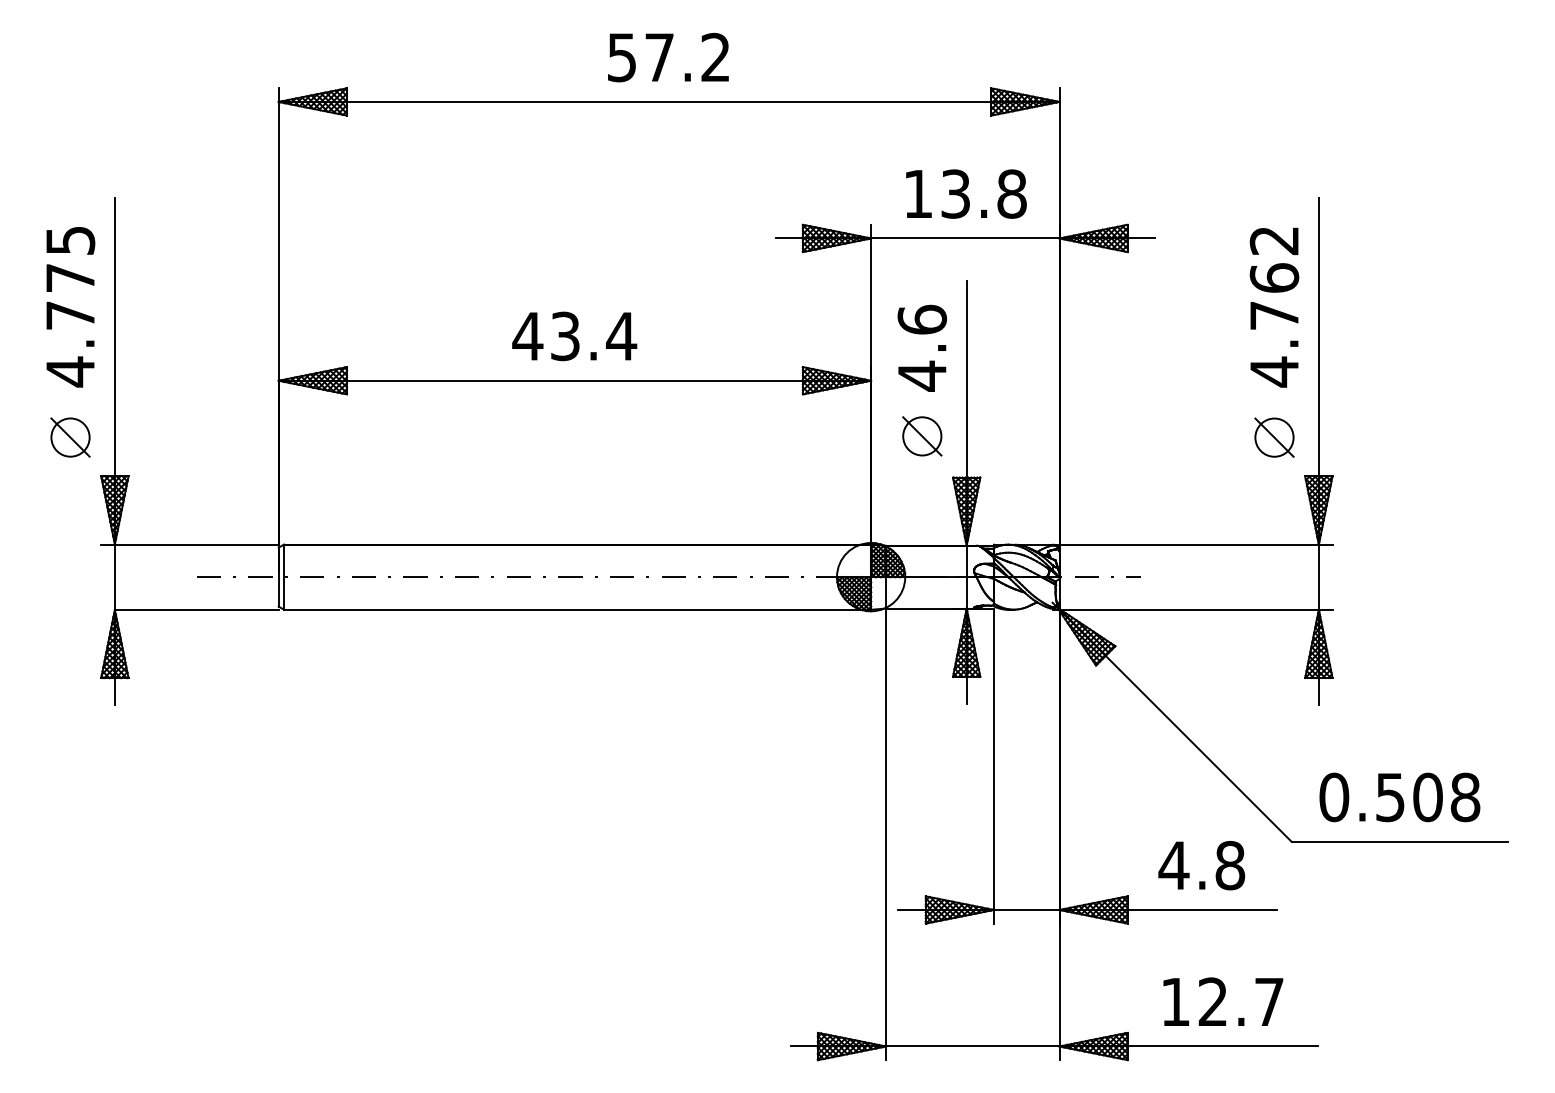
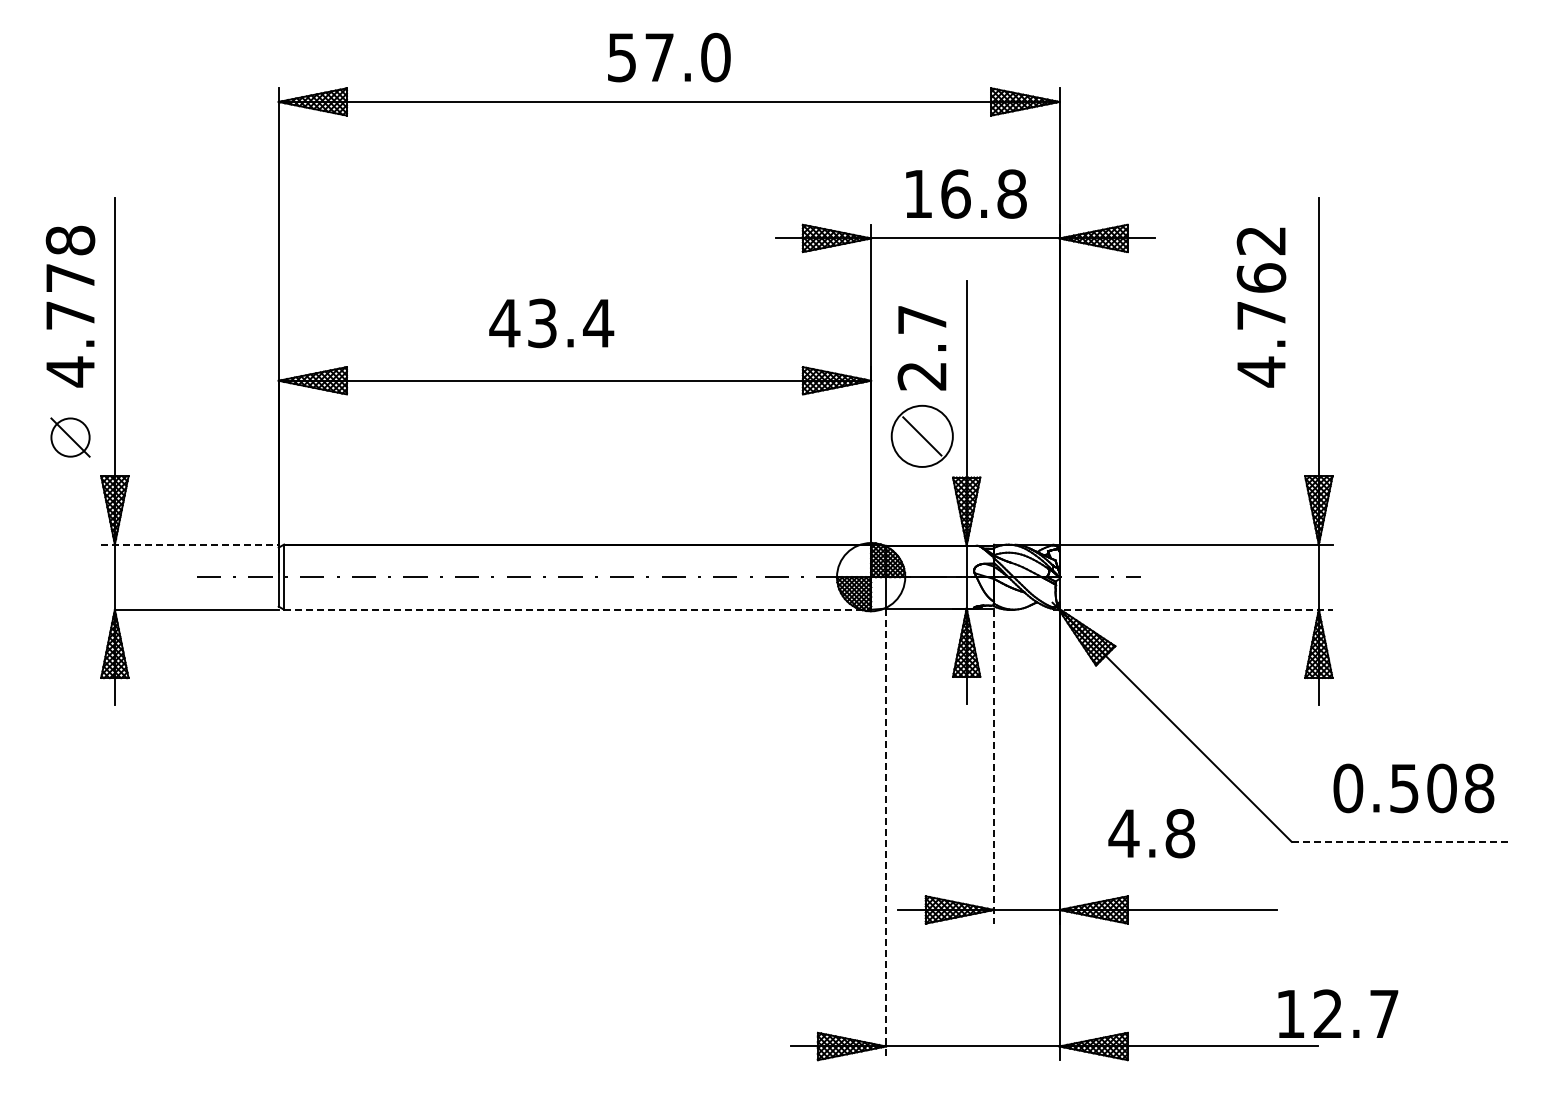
text: 57.2 -> 57.0 (715, 57)
text: 13.8 -> 16.8 (955, 193)
text: 4.775 -> 4.778 (70, 240)
text position: (1274, 307) -> (1261, 307) (1261, 307)
text position: (574, 336) -> (551, 323) (551, 323)
text: 4.6 -> 2.7 (922, 347)
circle diameter: 38 px -> 61 px (921, 435)
part: present -> none (1274, 437)
line: solid -> dashed (189, 544)
line: solid -> dashed (577, 609)
line: solid -> dashed (1192, 609)
line: solid -> dashed (993, 766)
text position: (1399, 797) -> (1413, 788) (1413, 788)
line: solid -> dashed (886, 834)
line: solid -> dashed (1400, 841)
text position: (1201, 865) -> (1151, 833) (1151, 833)
text position: (1223, 1001) -> (1338, 1013) (1338, 1013)
